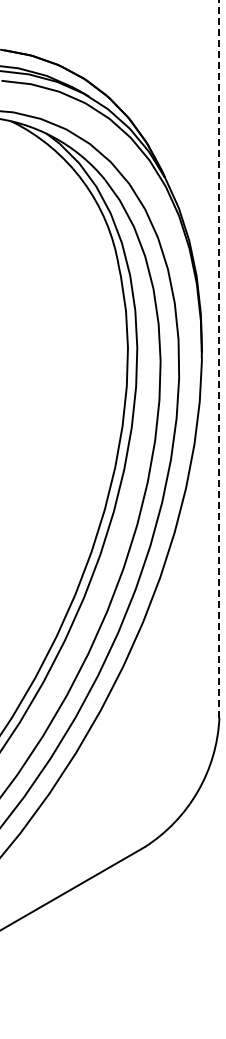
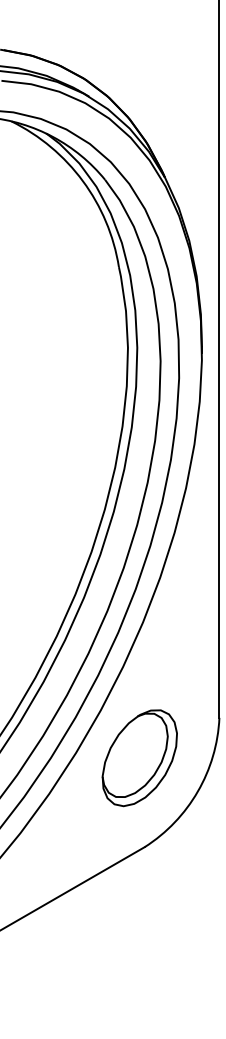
line: dashed -> solid (219, 359)
part: none -> present (139, 758)
